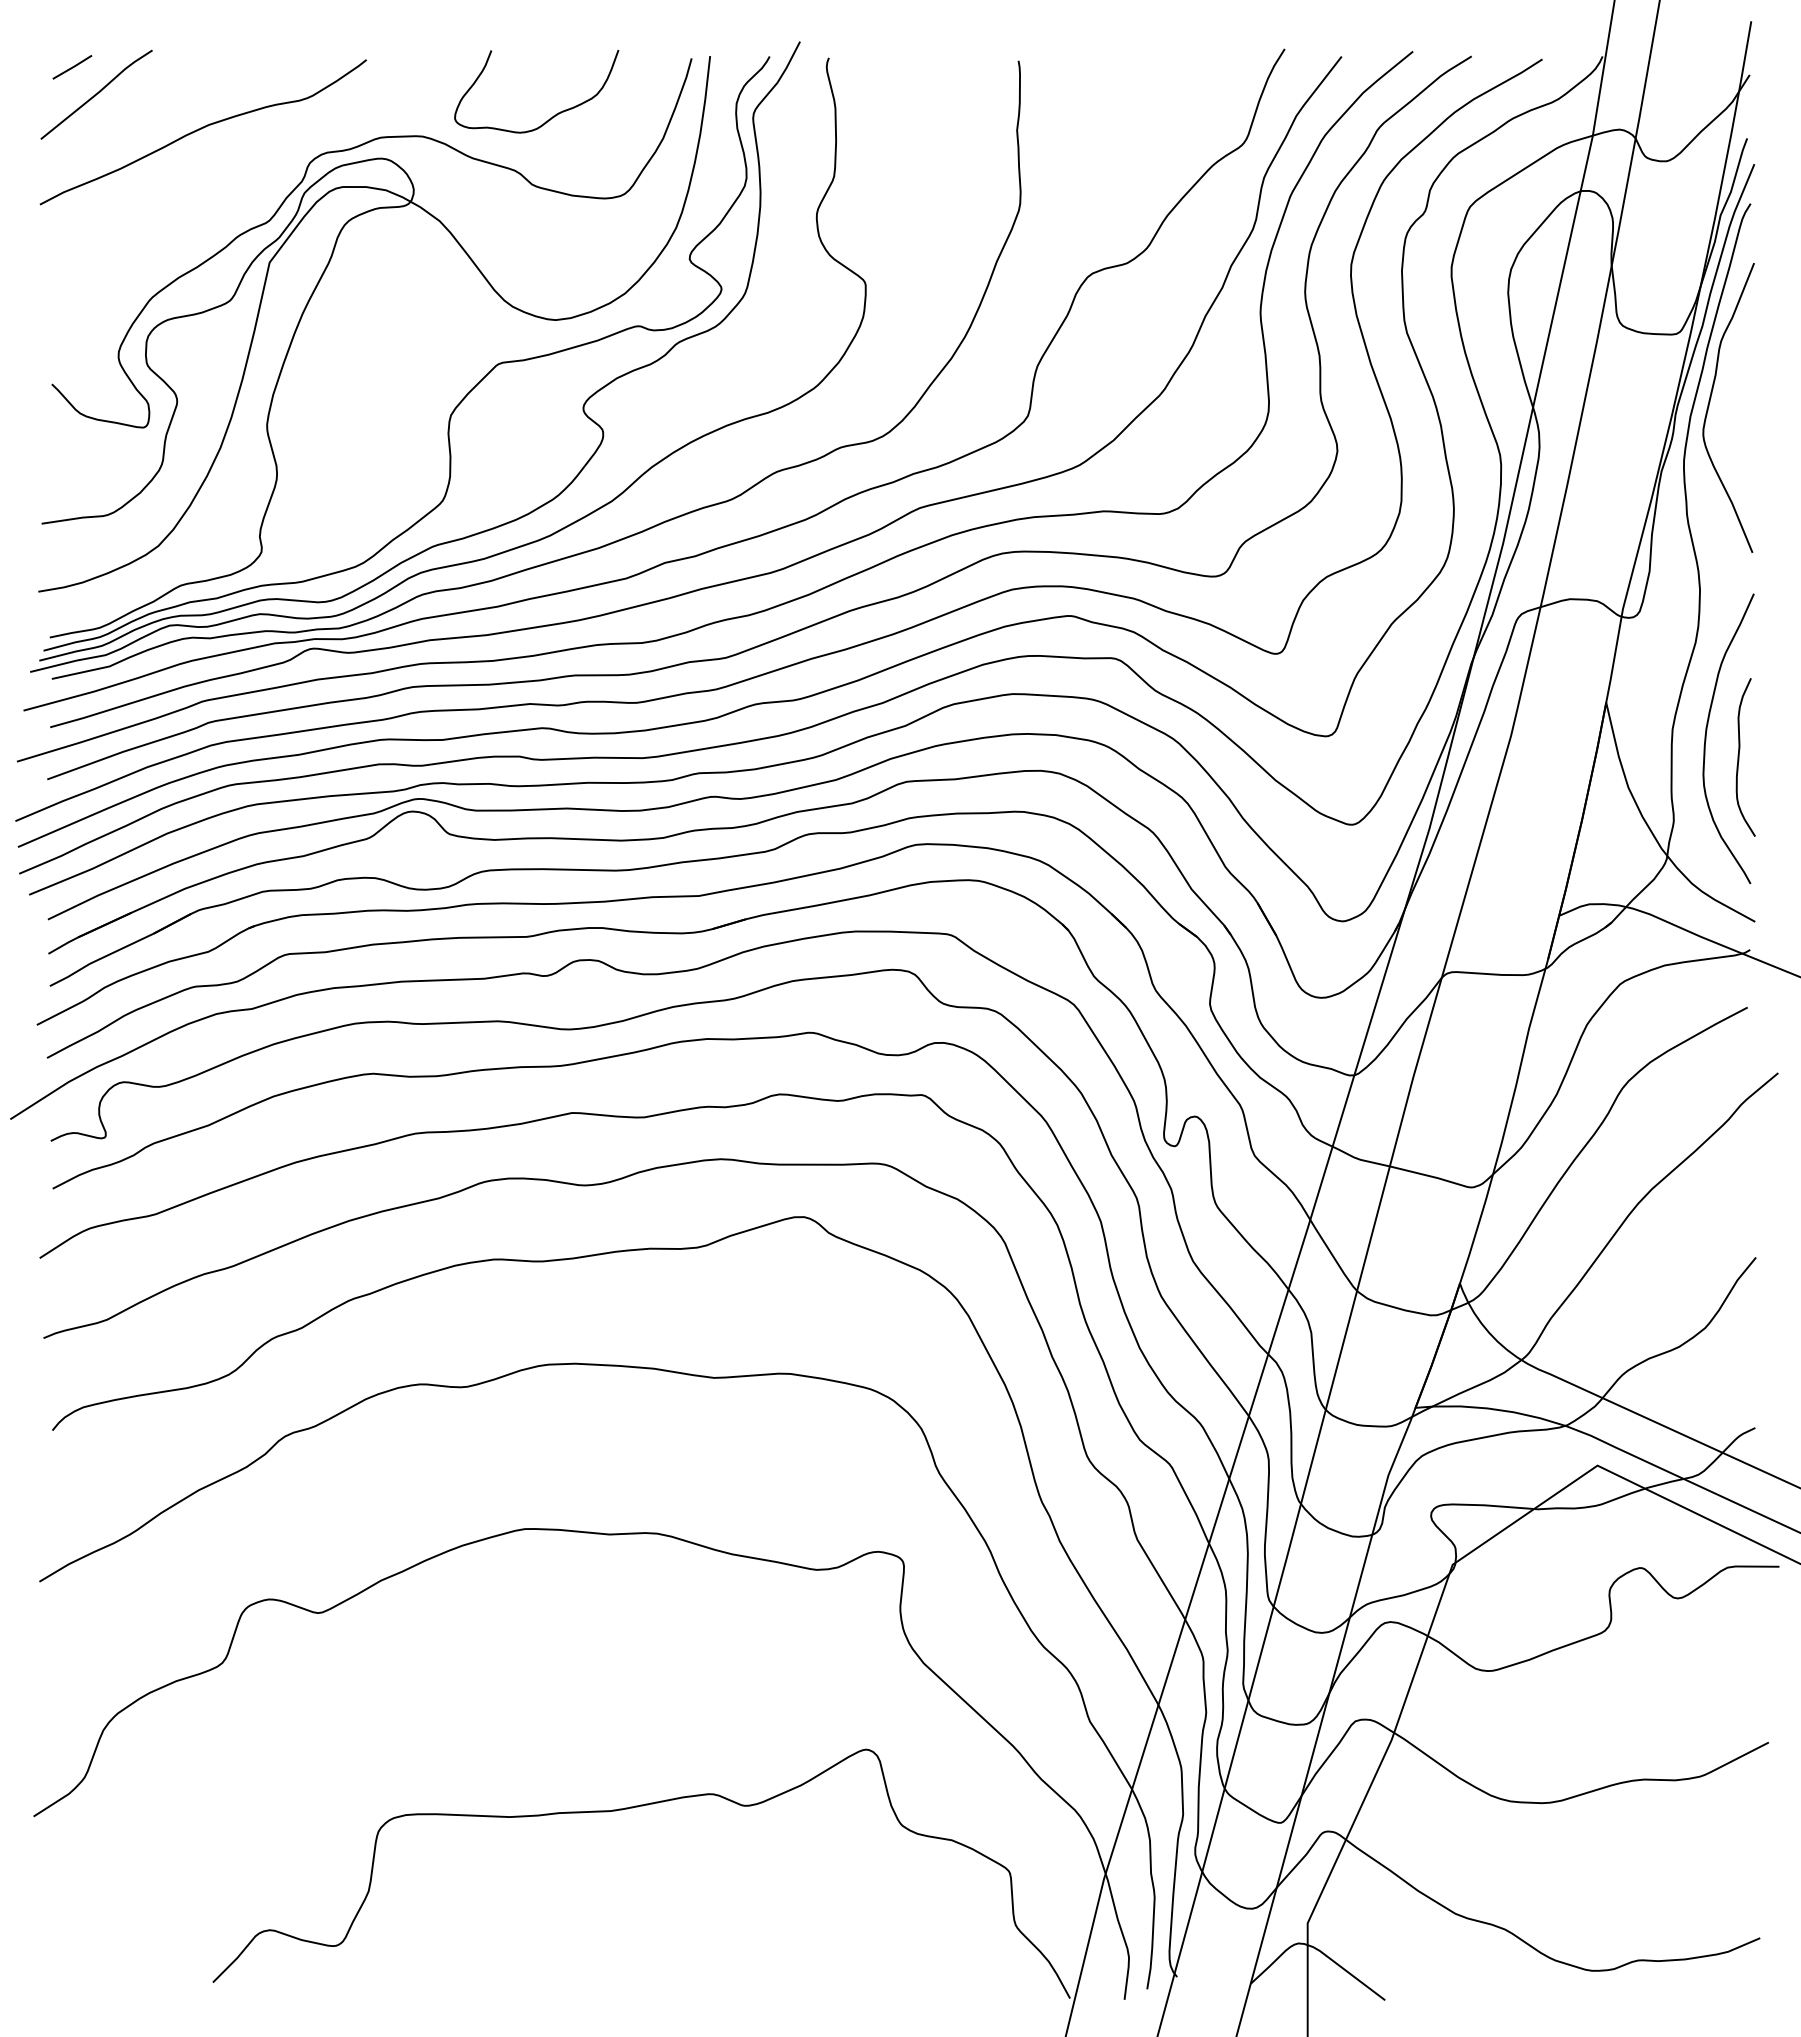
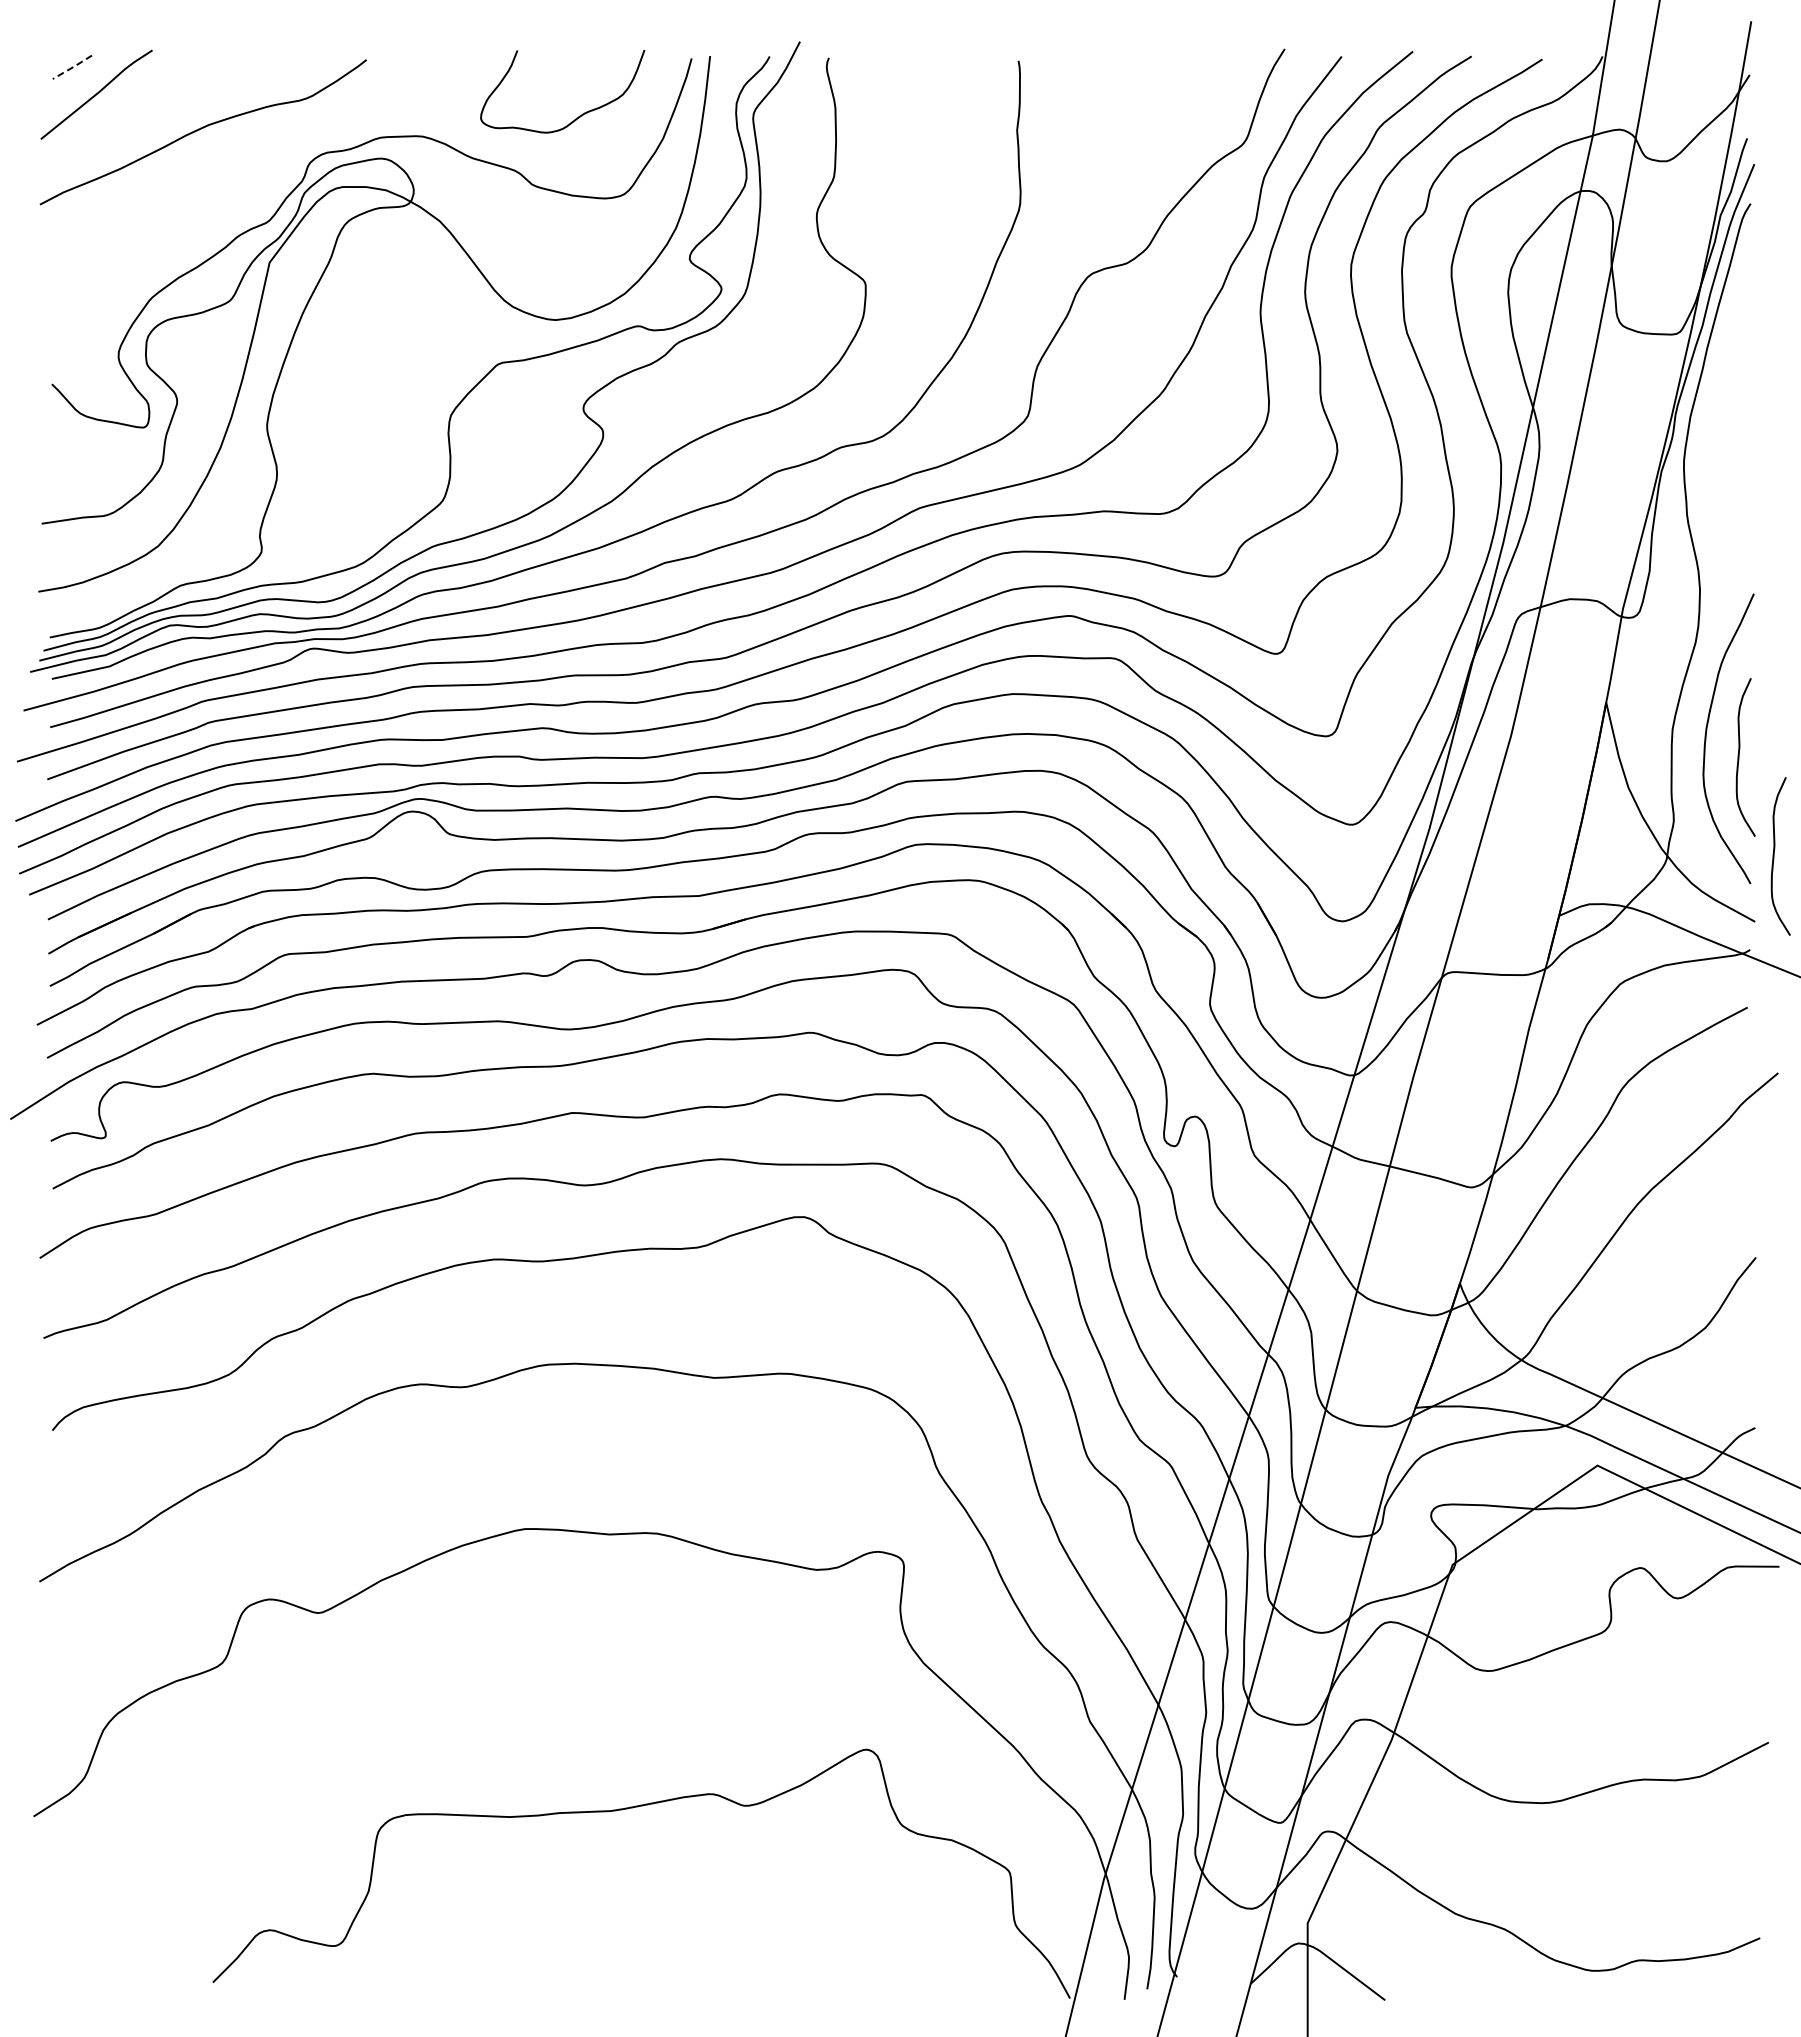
line: solid -> dashed (73, 67)
curve position: (553, 115) -> (579, 115) (579, 115)
curve: present -> none (1710, 402)
curve: none -> present (1774, 856)
